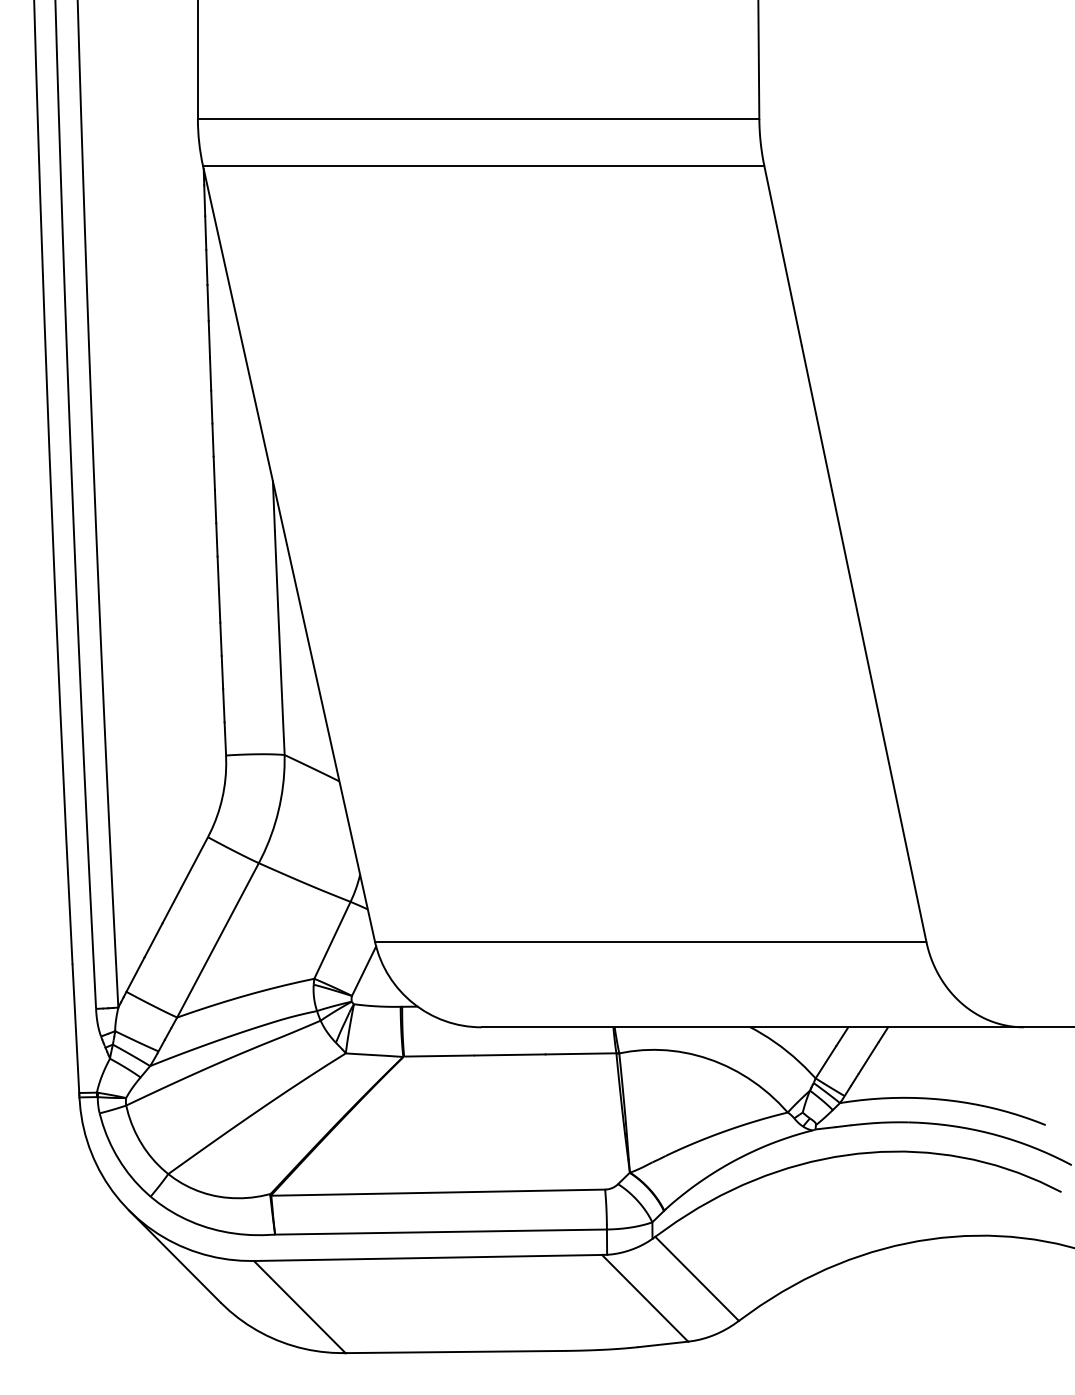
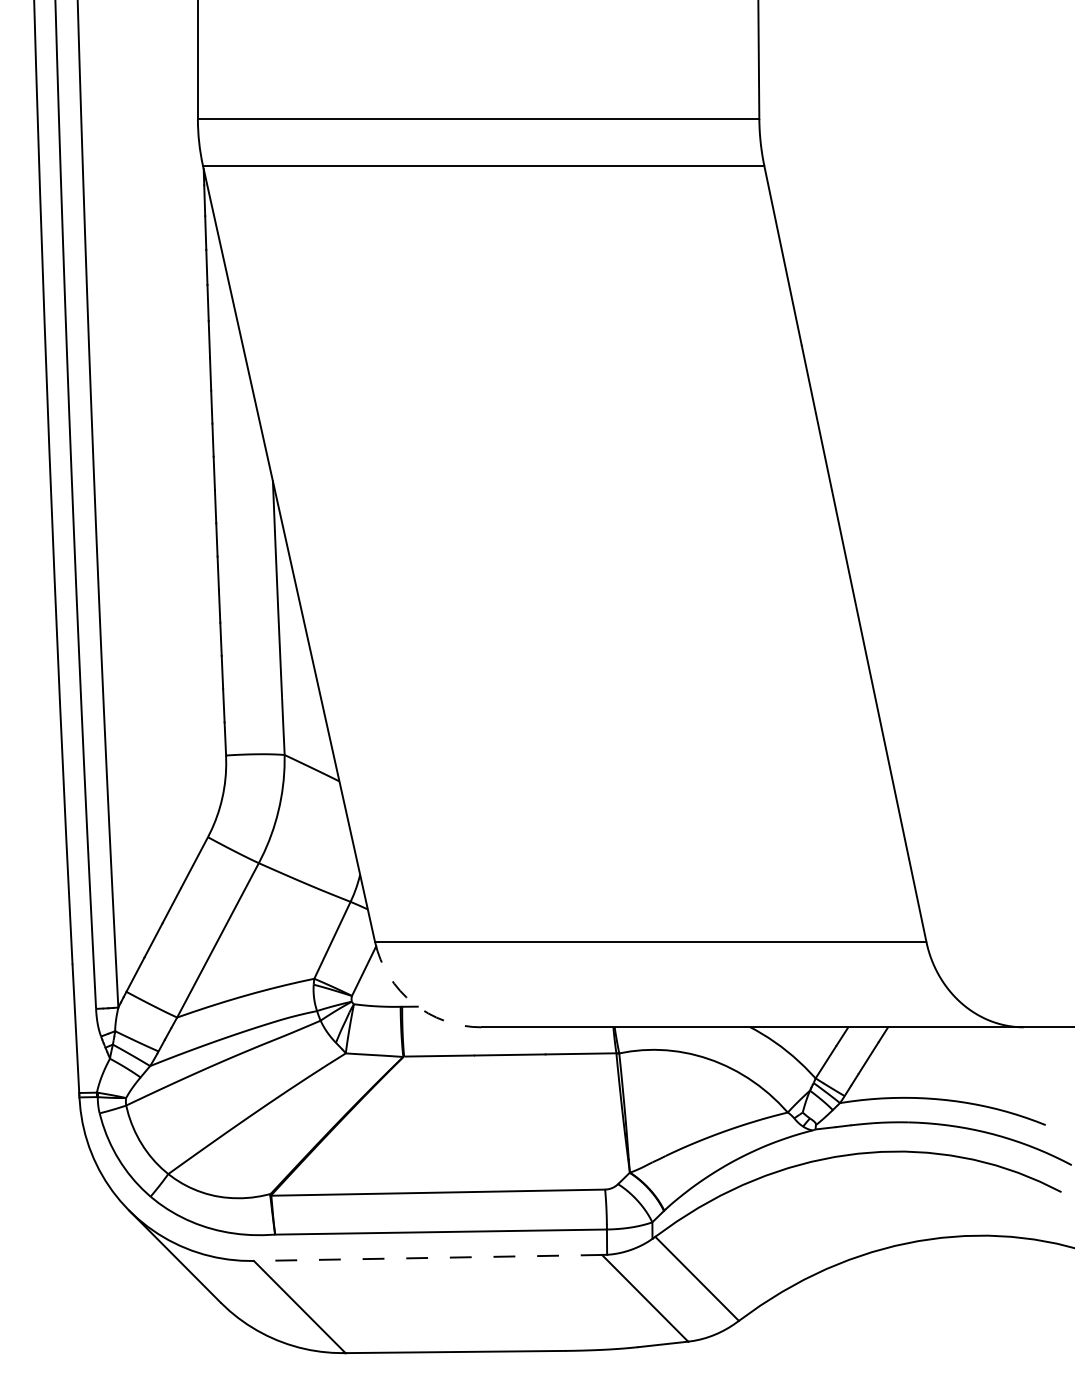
arc: solid -> dashed (413, 1003)
line: solid -> dashed (427, 1257)
